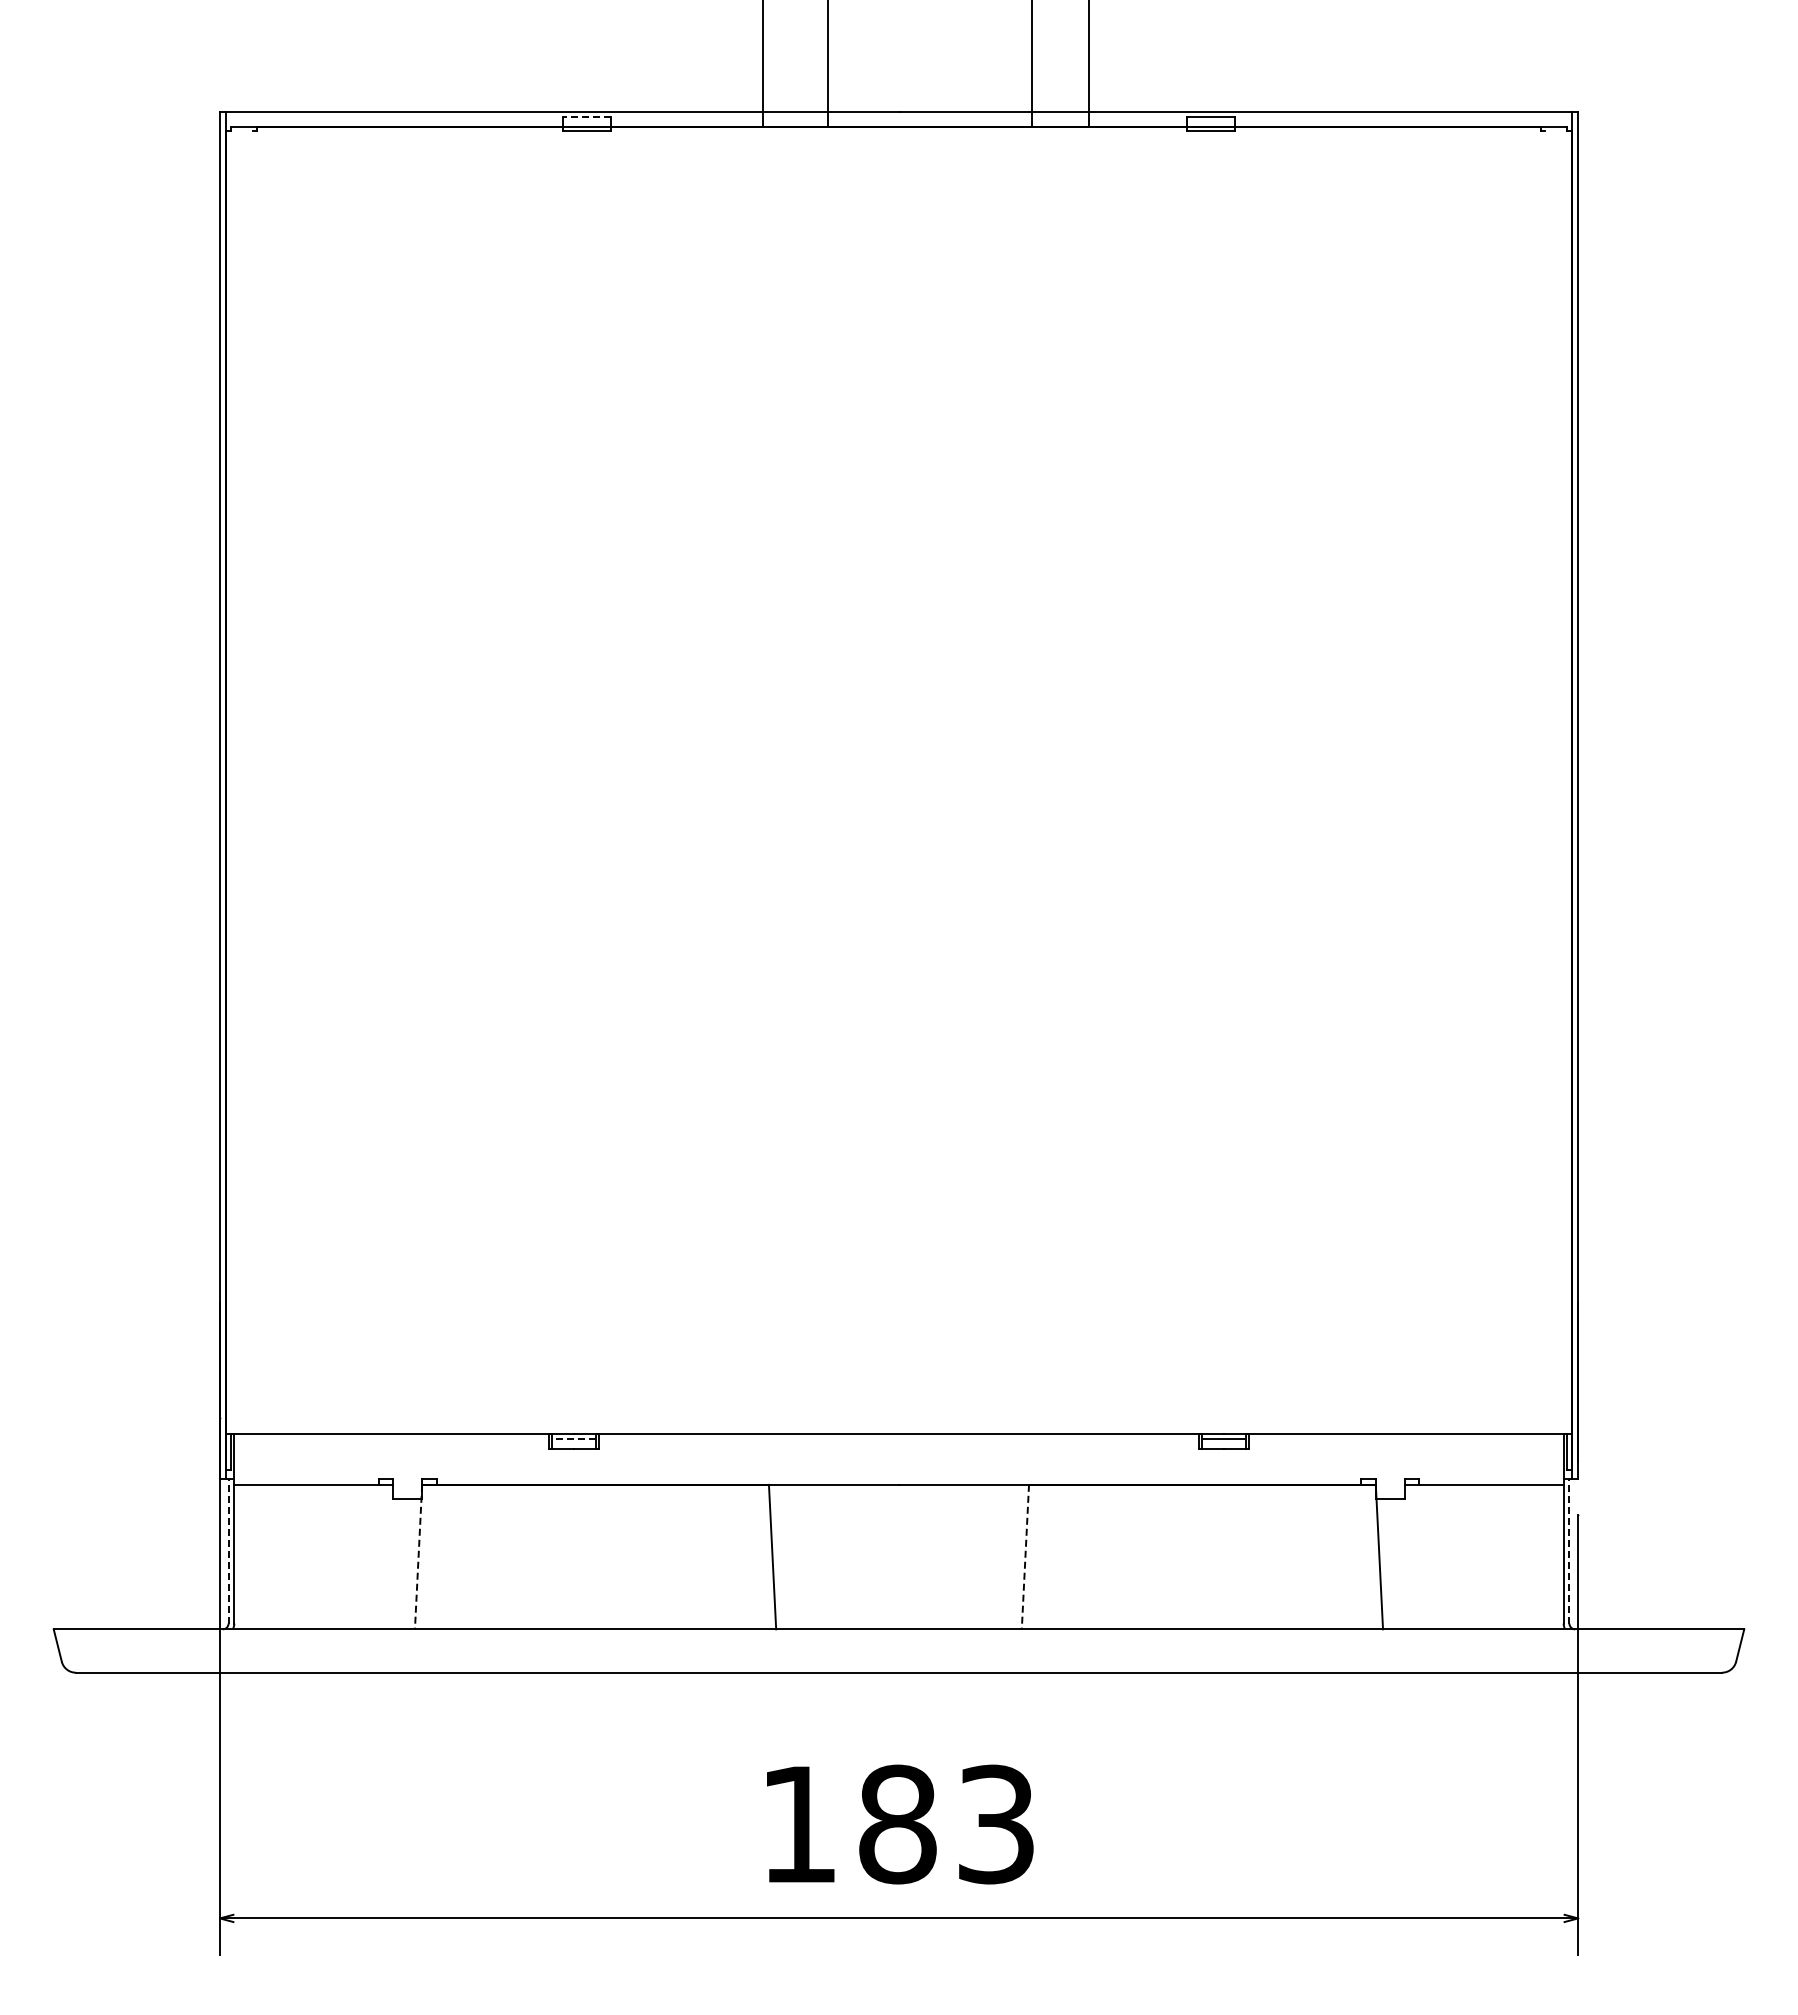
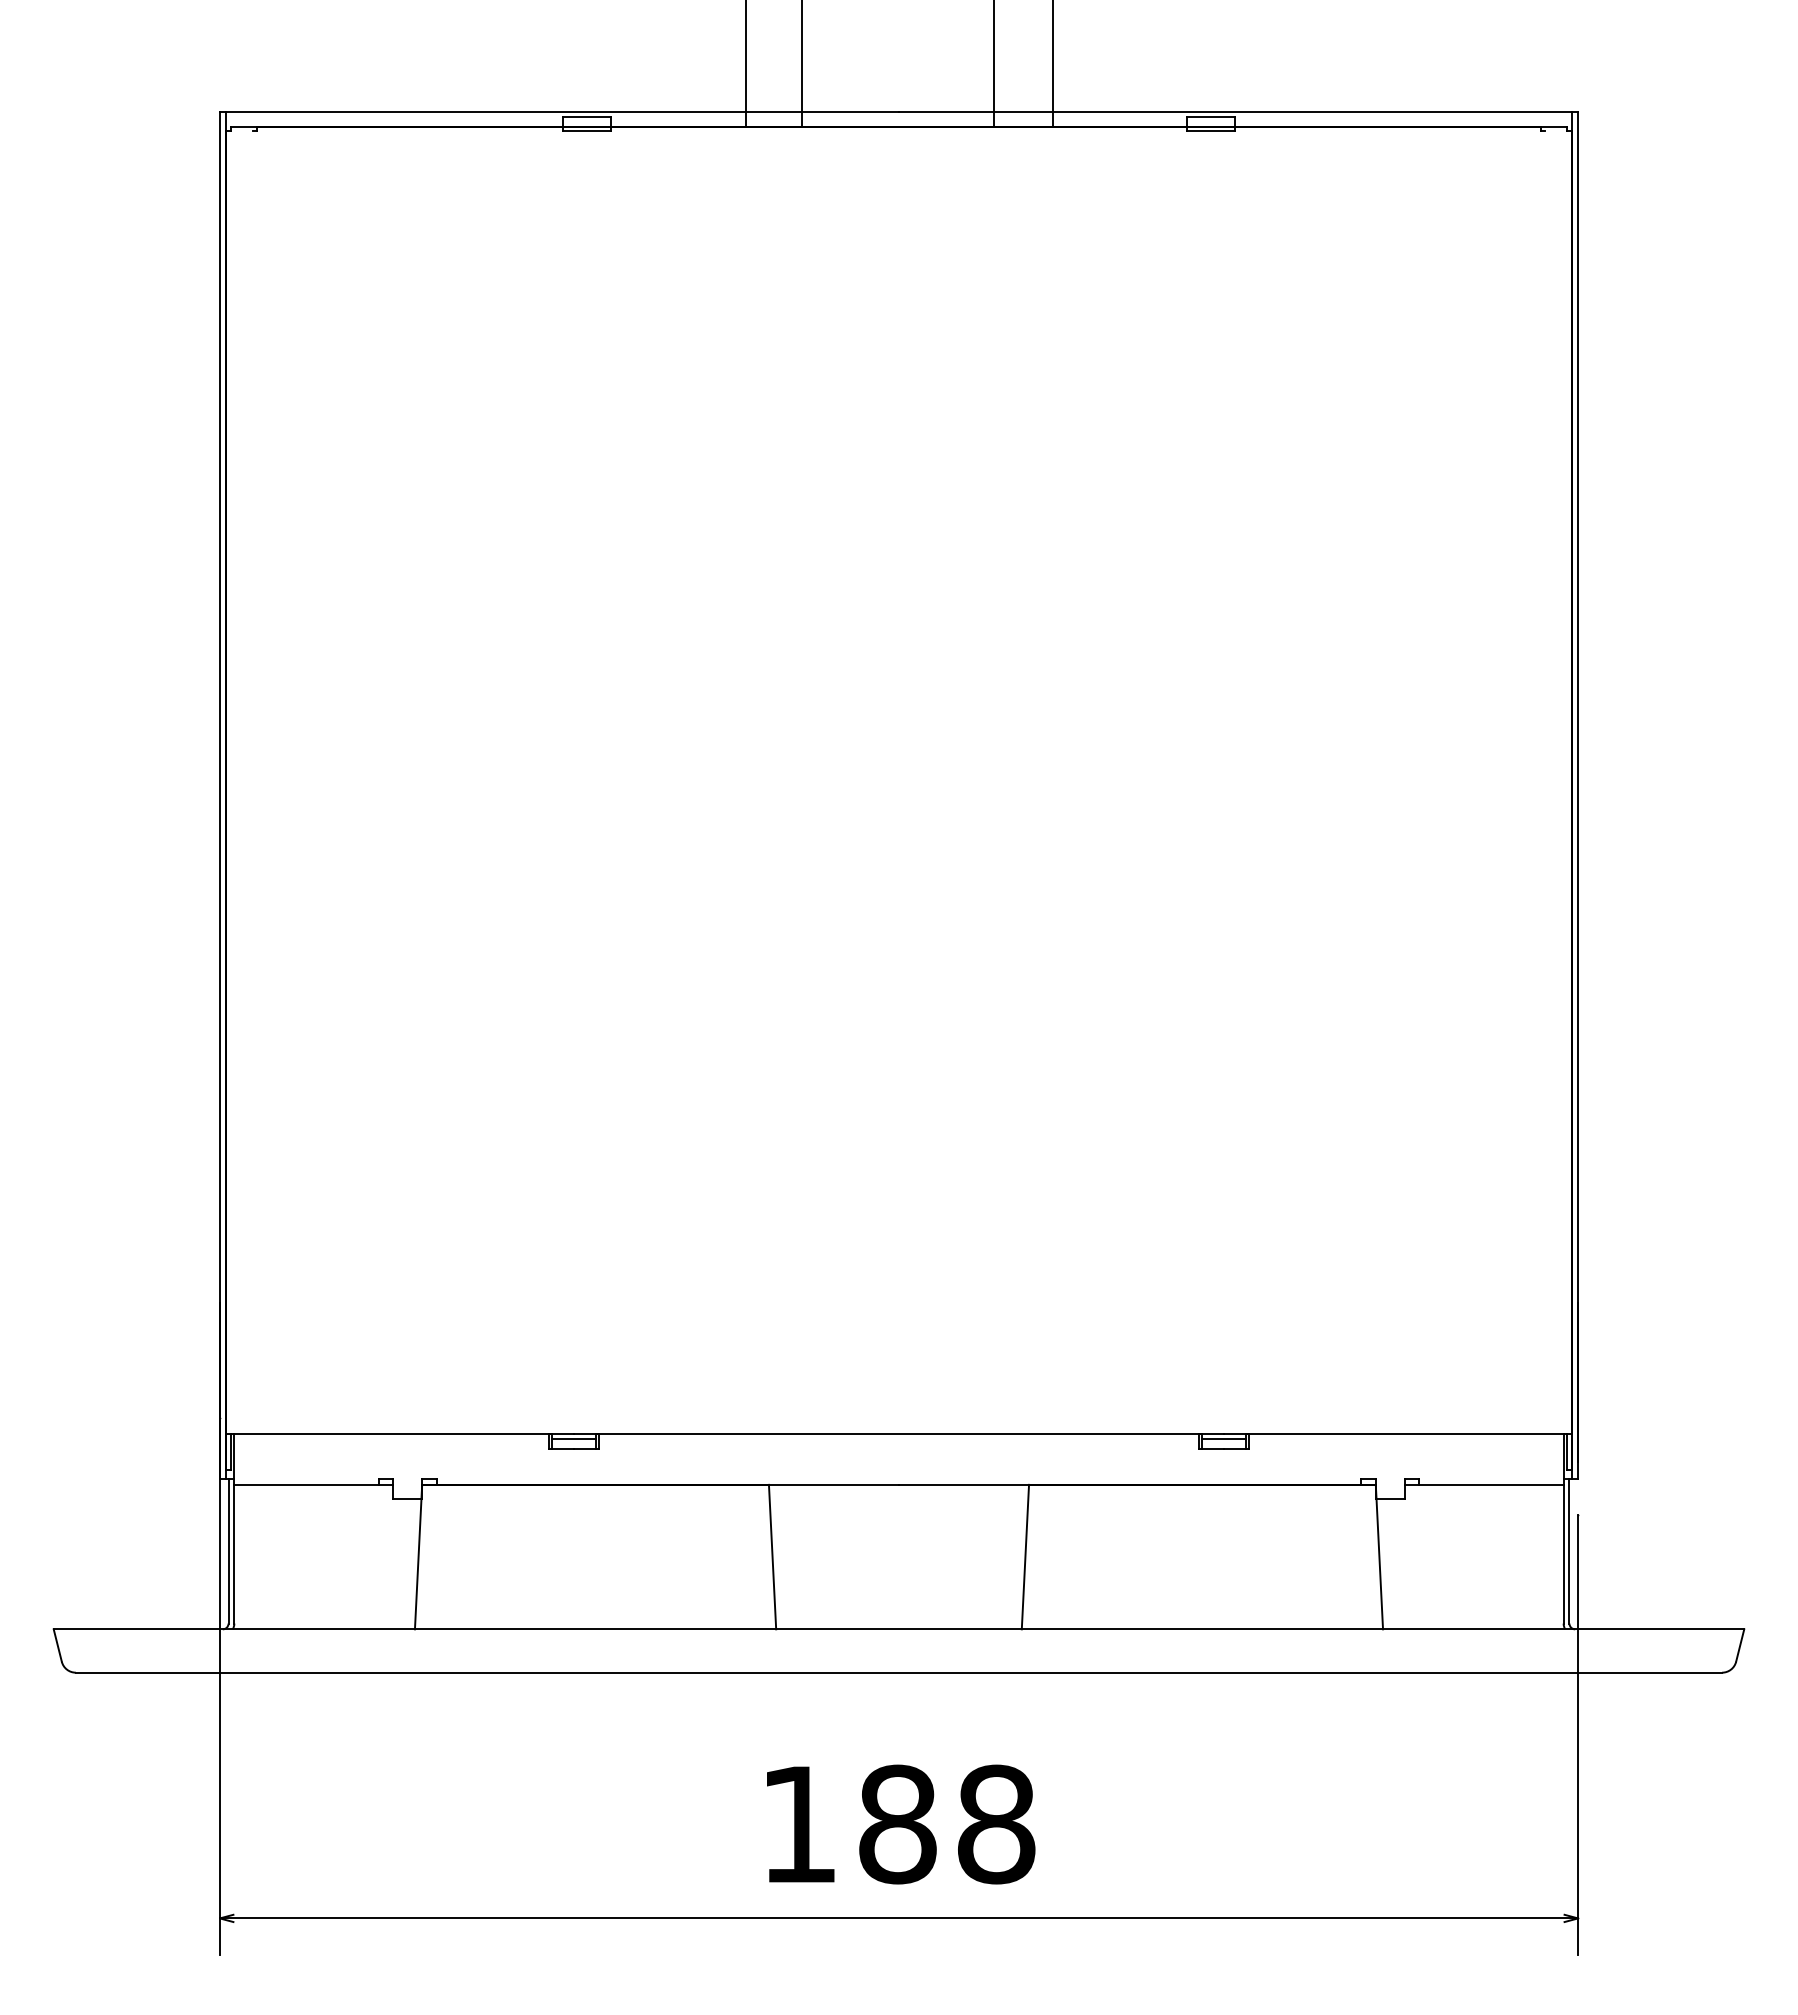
line position: (763, 64) -> (746, 64) (746, 64)
line position: (827, 64) -> (801, 64) (801, 64)
line position: (1032, 64) -> (994, 64) (994, 64)
line position: (1089, 64) -> (1053, 64) (1053, 64)
line: dashed -> solid (586, 116)
line: dashed -> solid (573, 1438)
line: dashed -> solid (228, 1550)
line: dashed -> solid (1569, 1550)
line: dashed -> solid (418, 1557)
line: dashed -> solid (1025, 1557)
text: 183 -> 188 (996, 1824)
